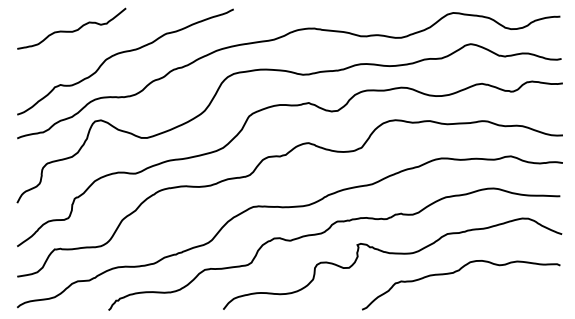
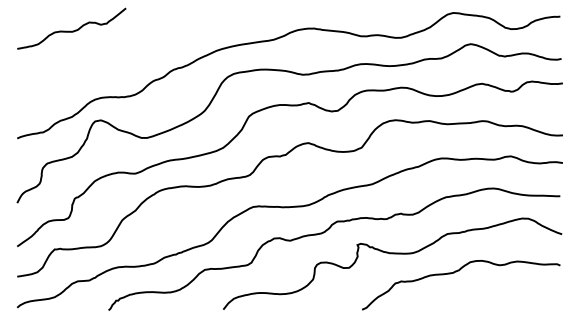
curve: present -> none (122, 53)
